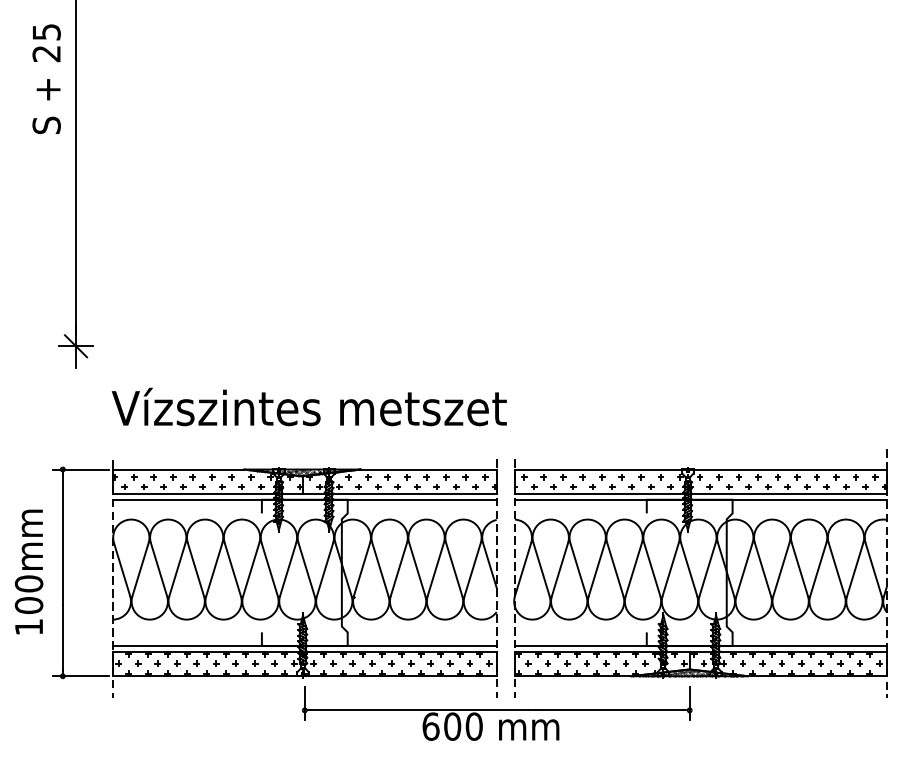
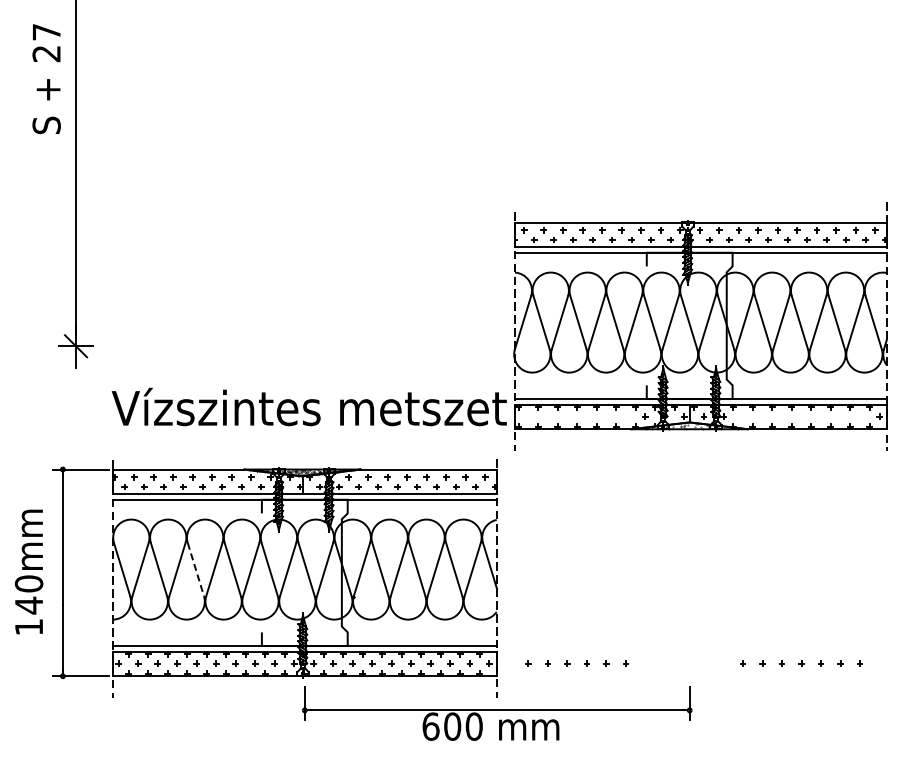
text: 25 -> 27 (46, 32)
line: solid -> dashed (195, 569)
part position: (700, 573) -> (700, 326) (700, 326)
text: 100mm -> 140mm (28, 605)
